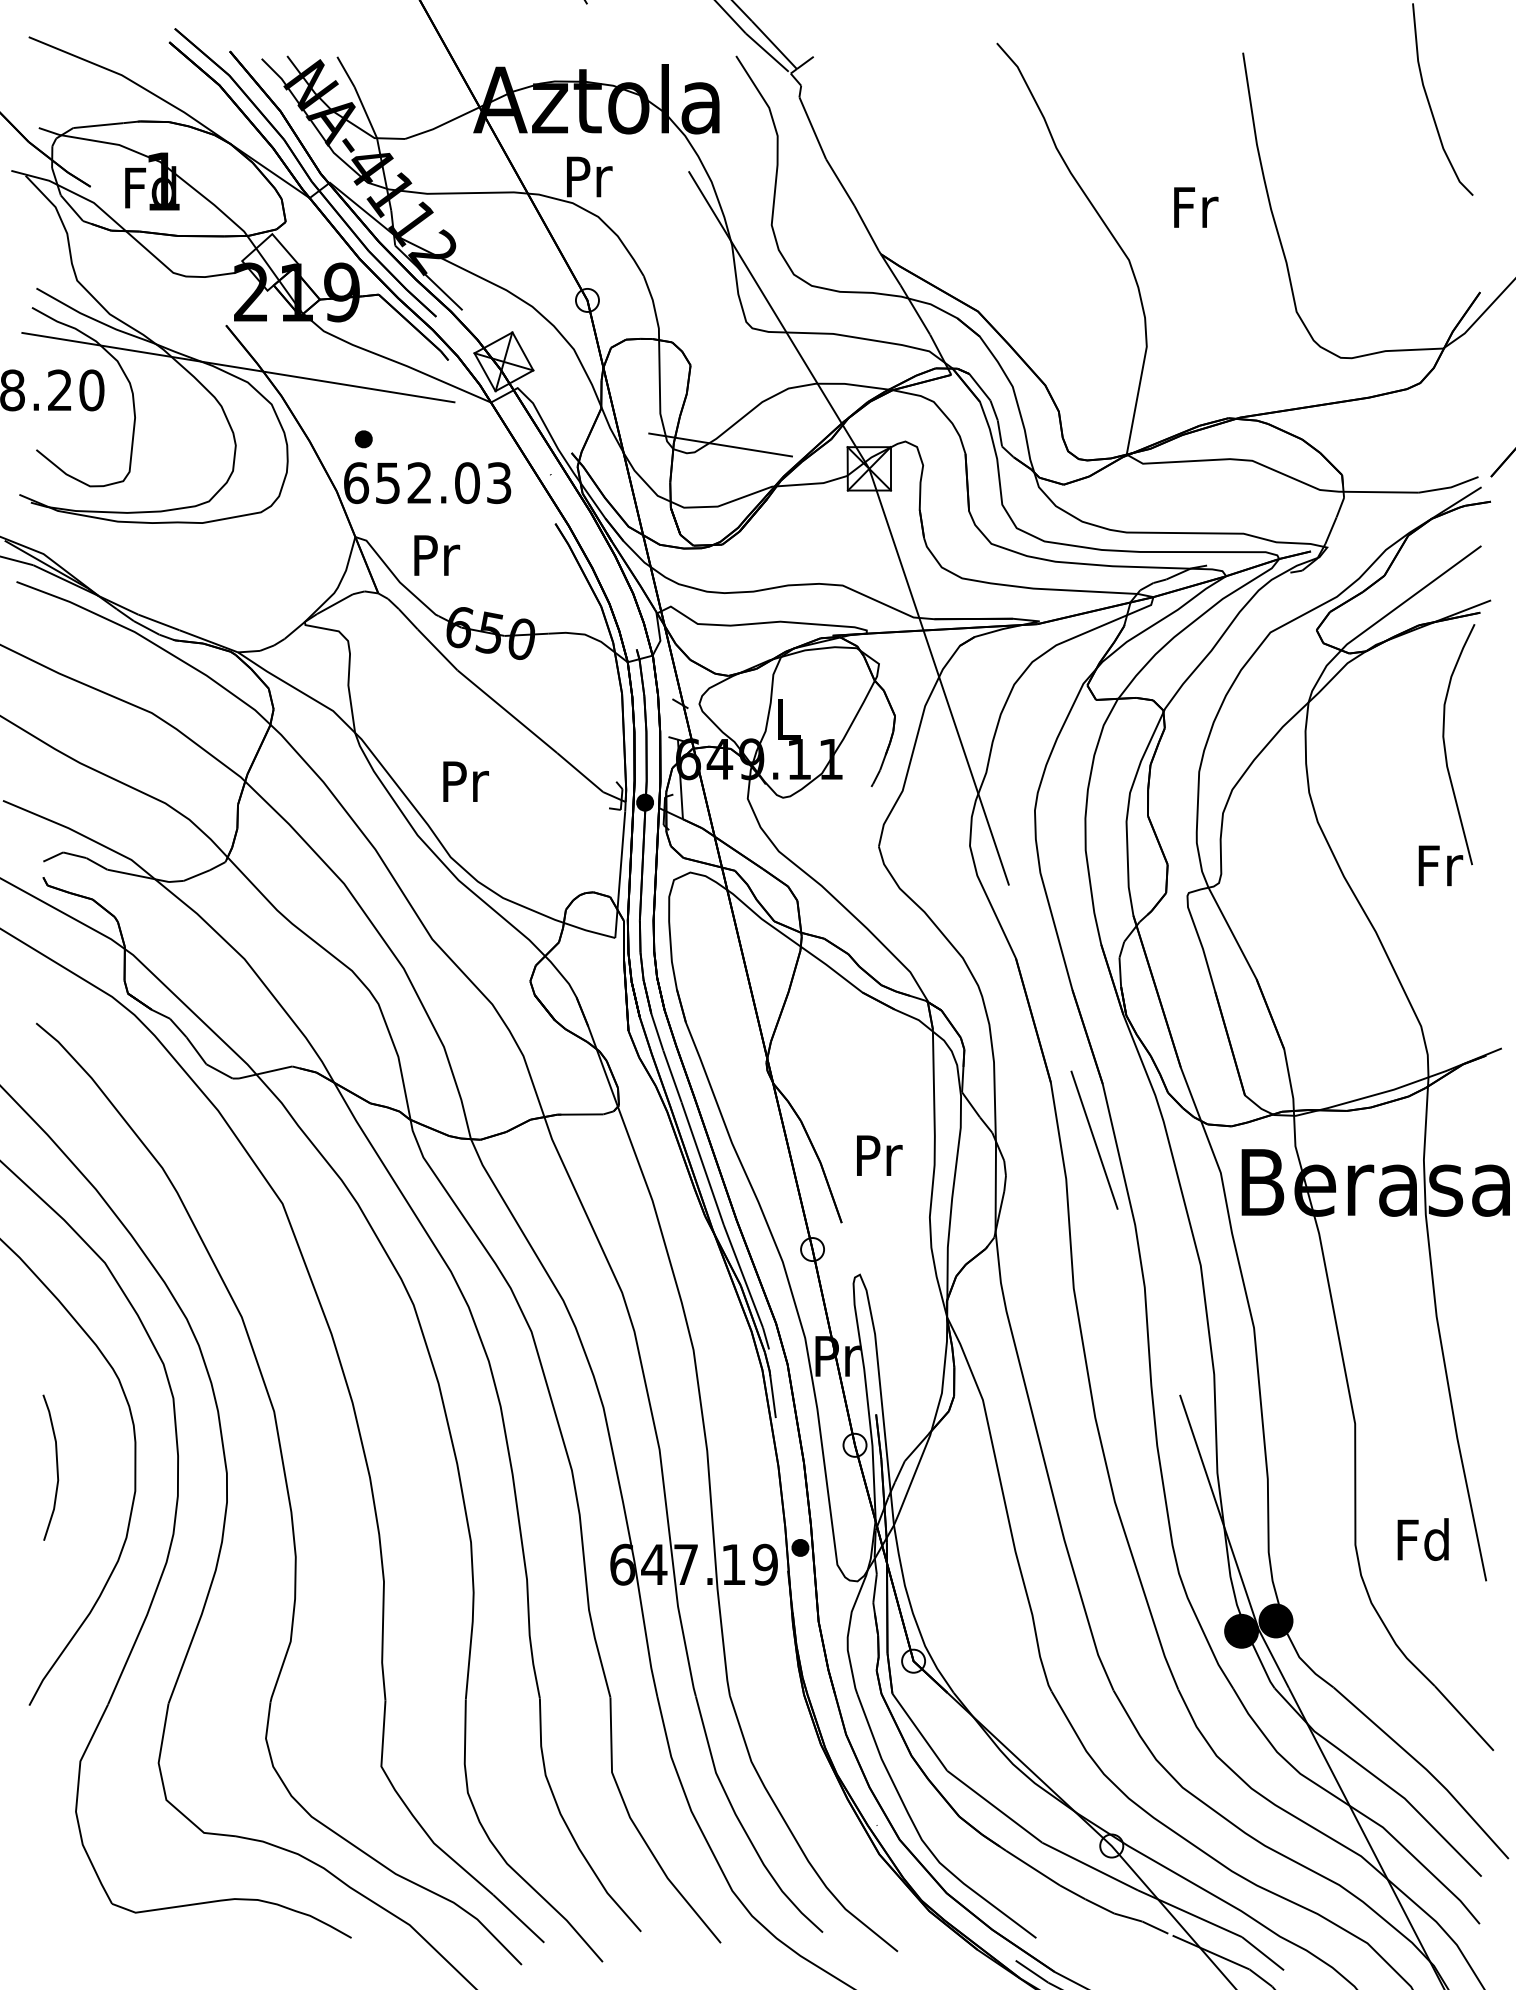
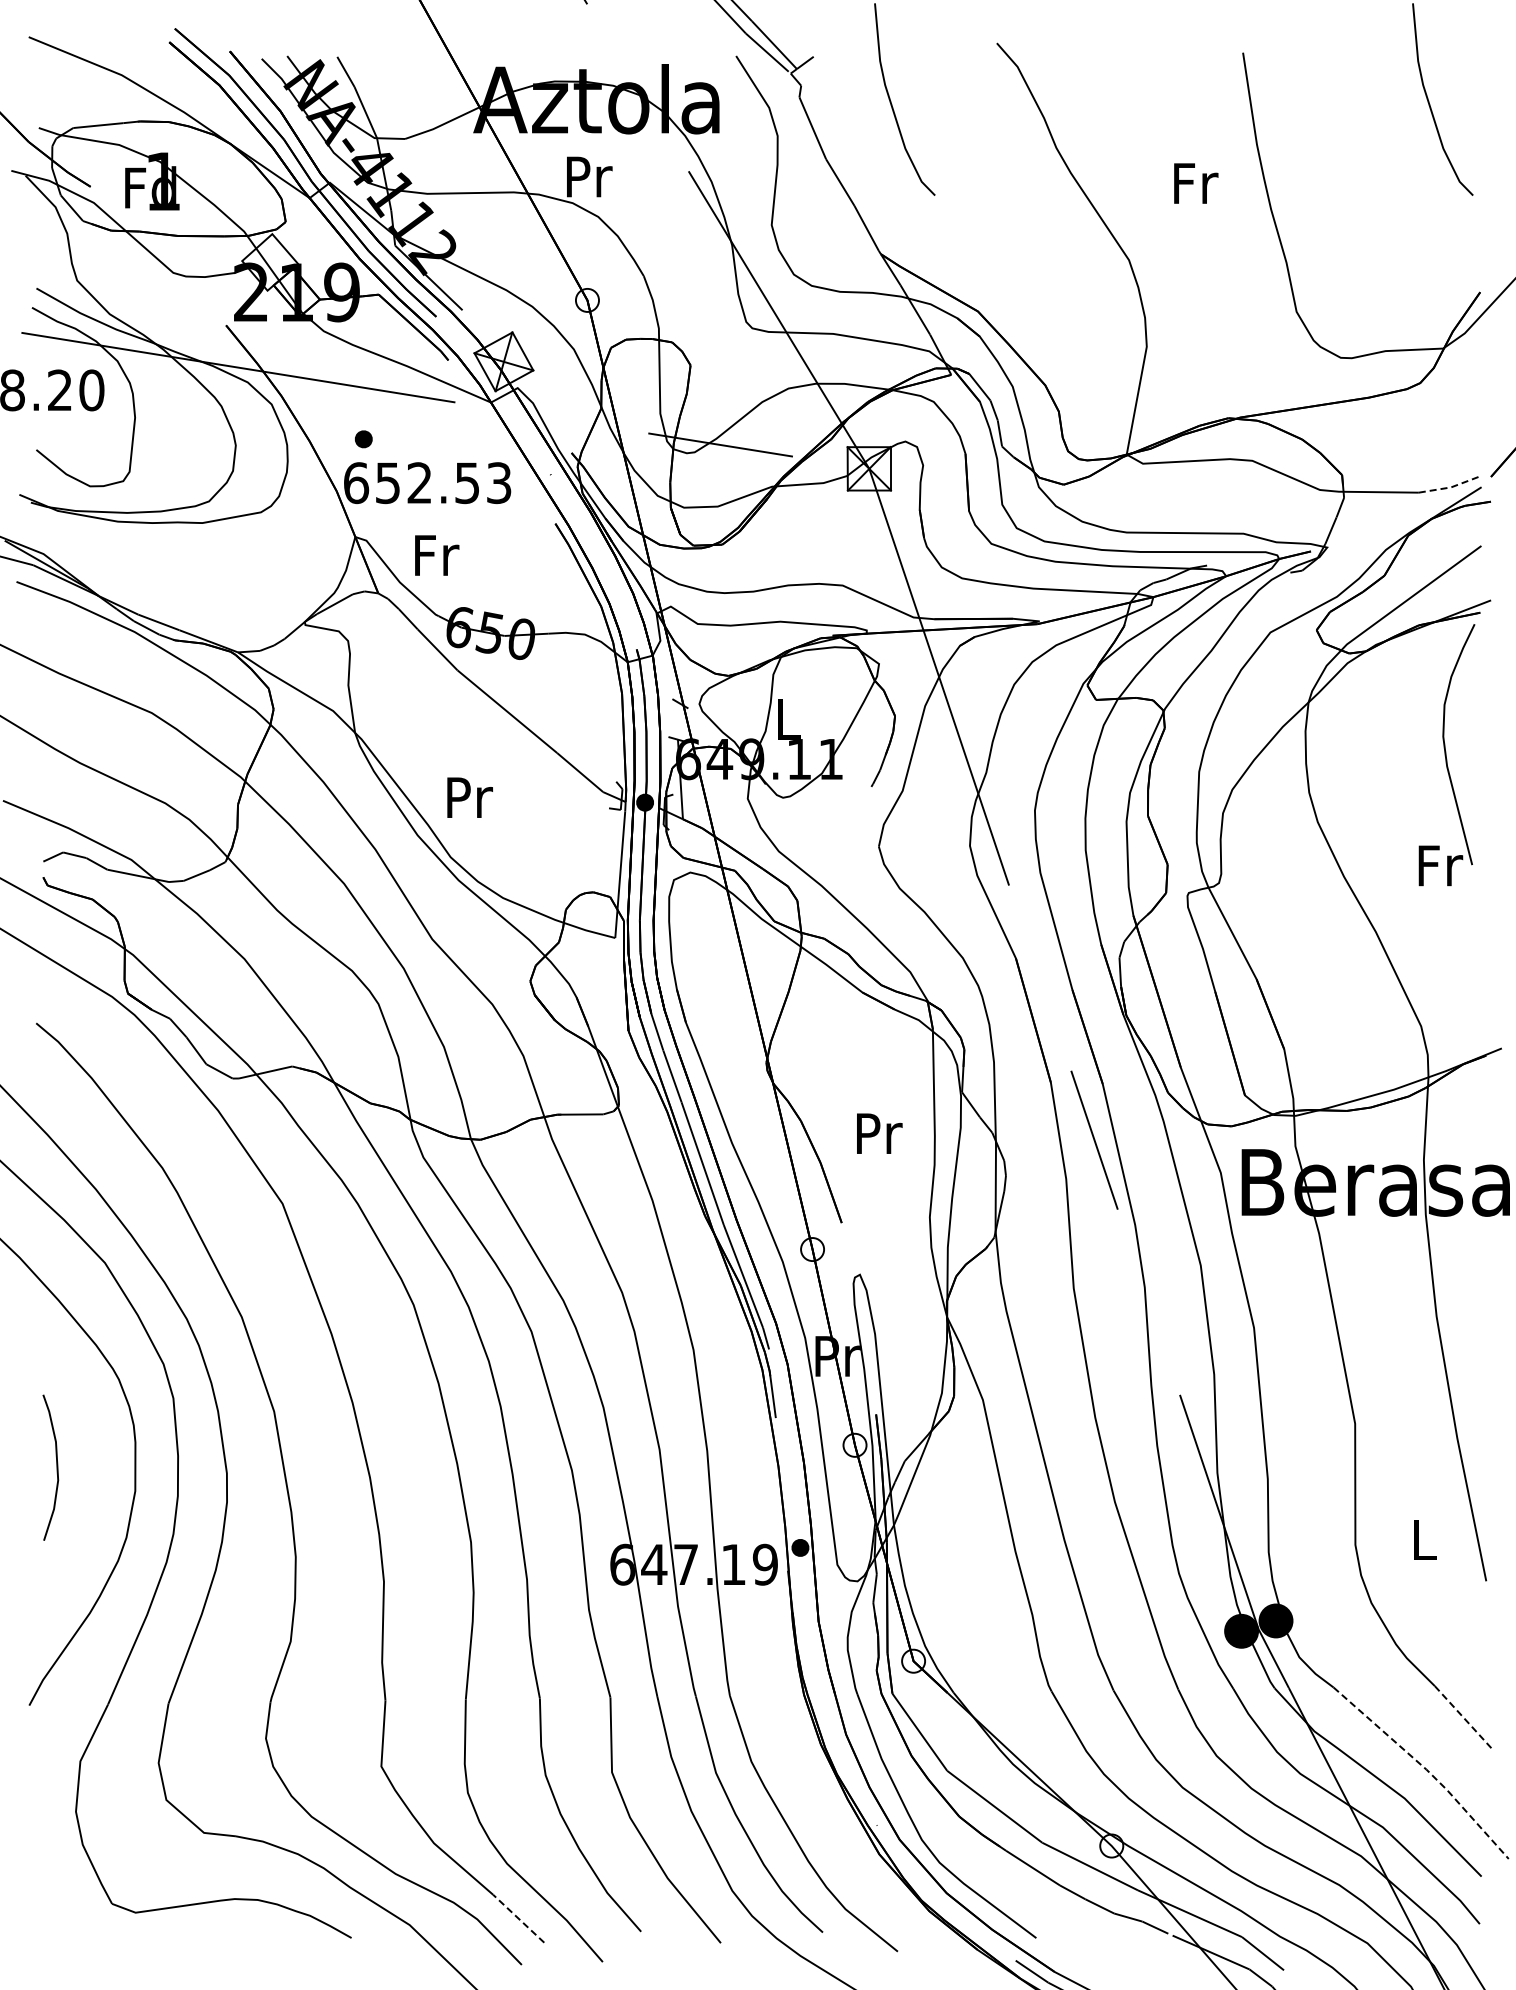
curve: none -> present (892, 104)
text position: (1196, 207) -> (1196, 183) (1196, 183)
text: 652.03 -> 652.53 (467, 483)
line: solid -> dashed (1450, 487)
text: Pr -> Fr (437, 555)
text position: (465, 781) -> (469, 797) (469, 797)
text position: (879, 1155) -> (879, 1133) (879, 1133)
text: Fd -> L (1422, 1539)
line: solid -> dashed (1464, 1718)
line: solid -> dashed (1426, 1769)
line: solid -> dashed (518, 1918)
